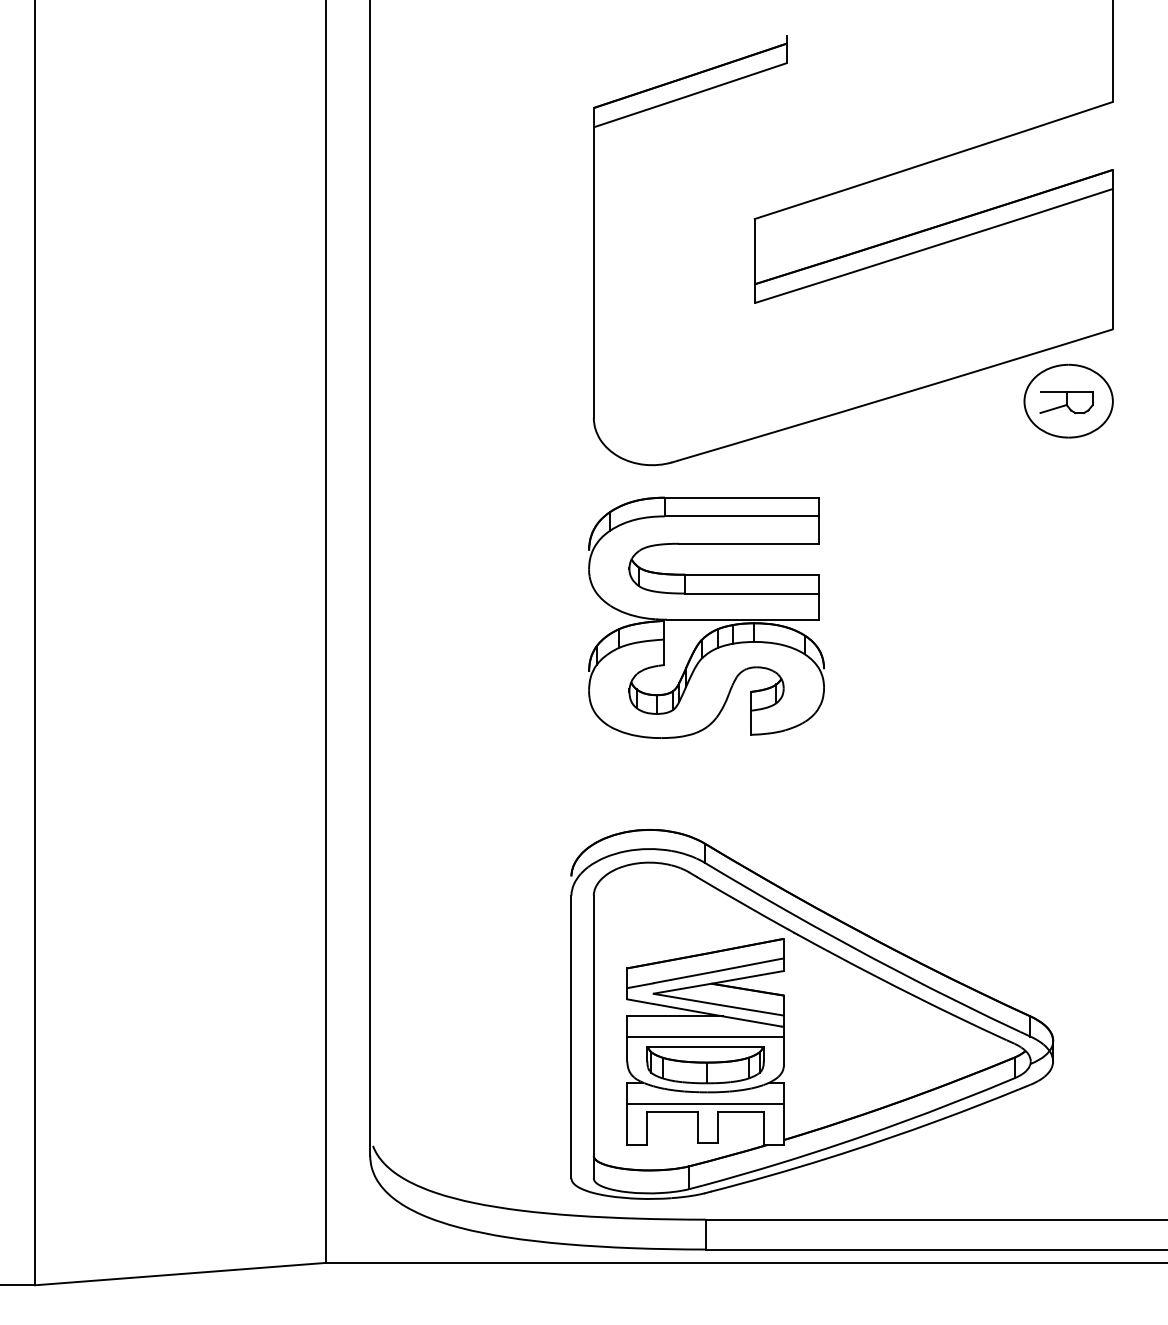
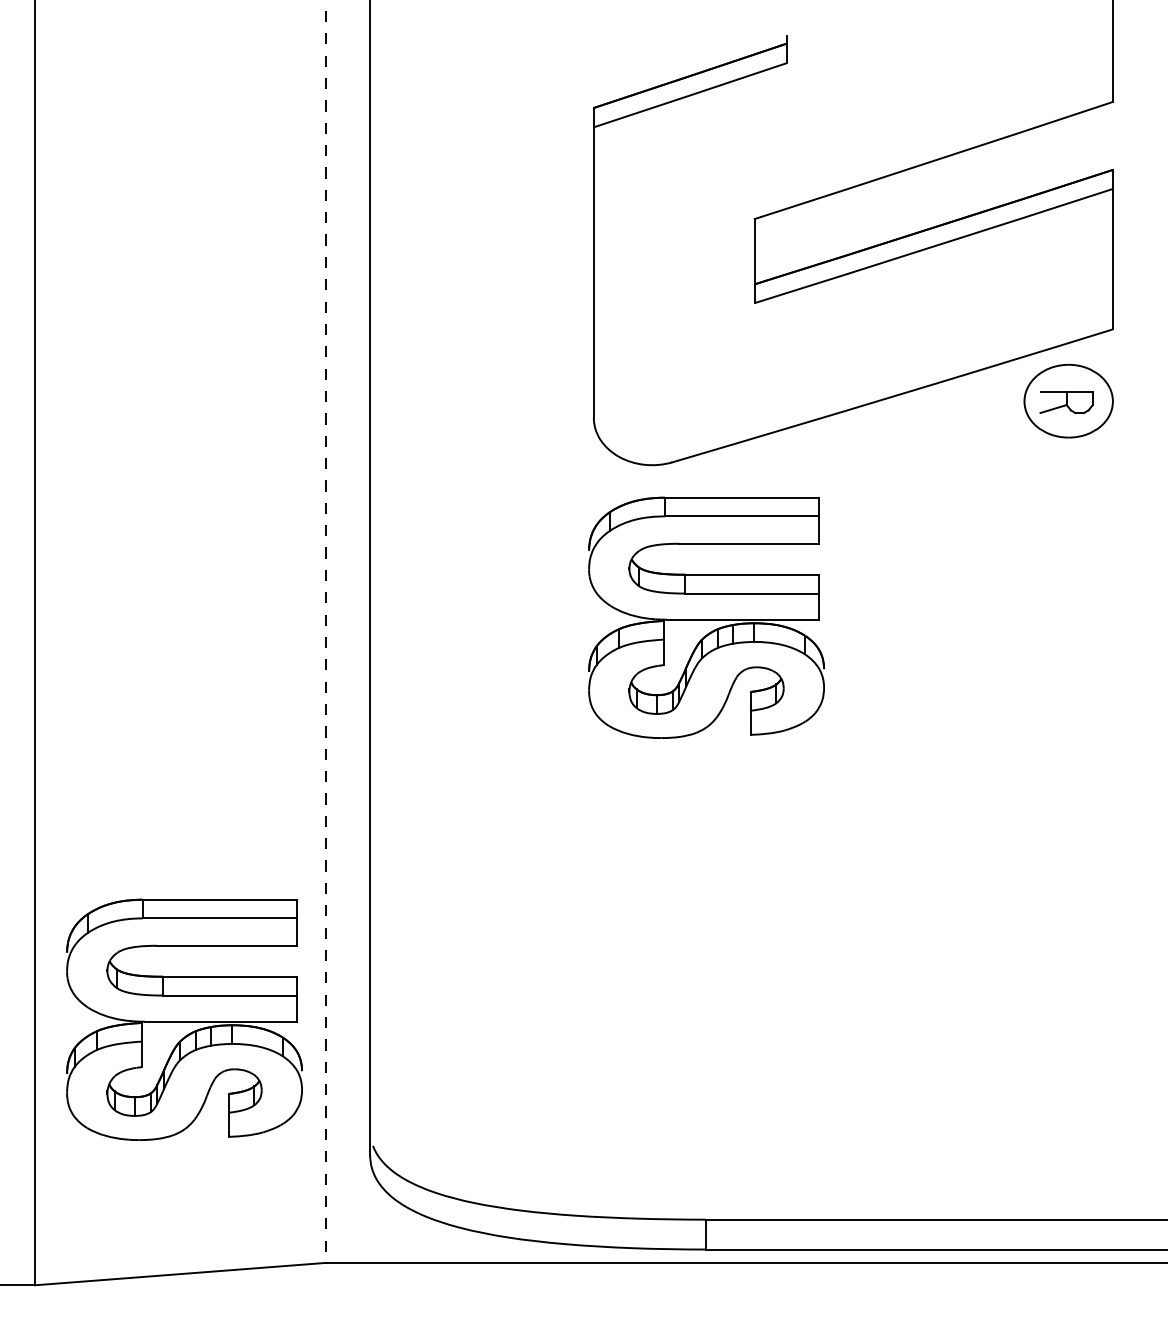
line: solid -> dashed (325, 632)
part: present -> none (812, 1014)
part: none -> present (184, 1019)
